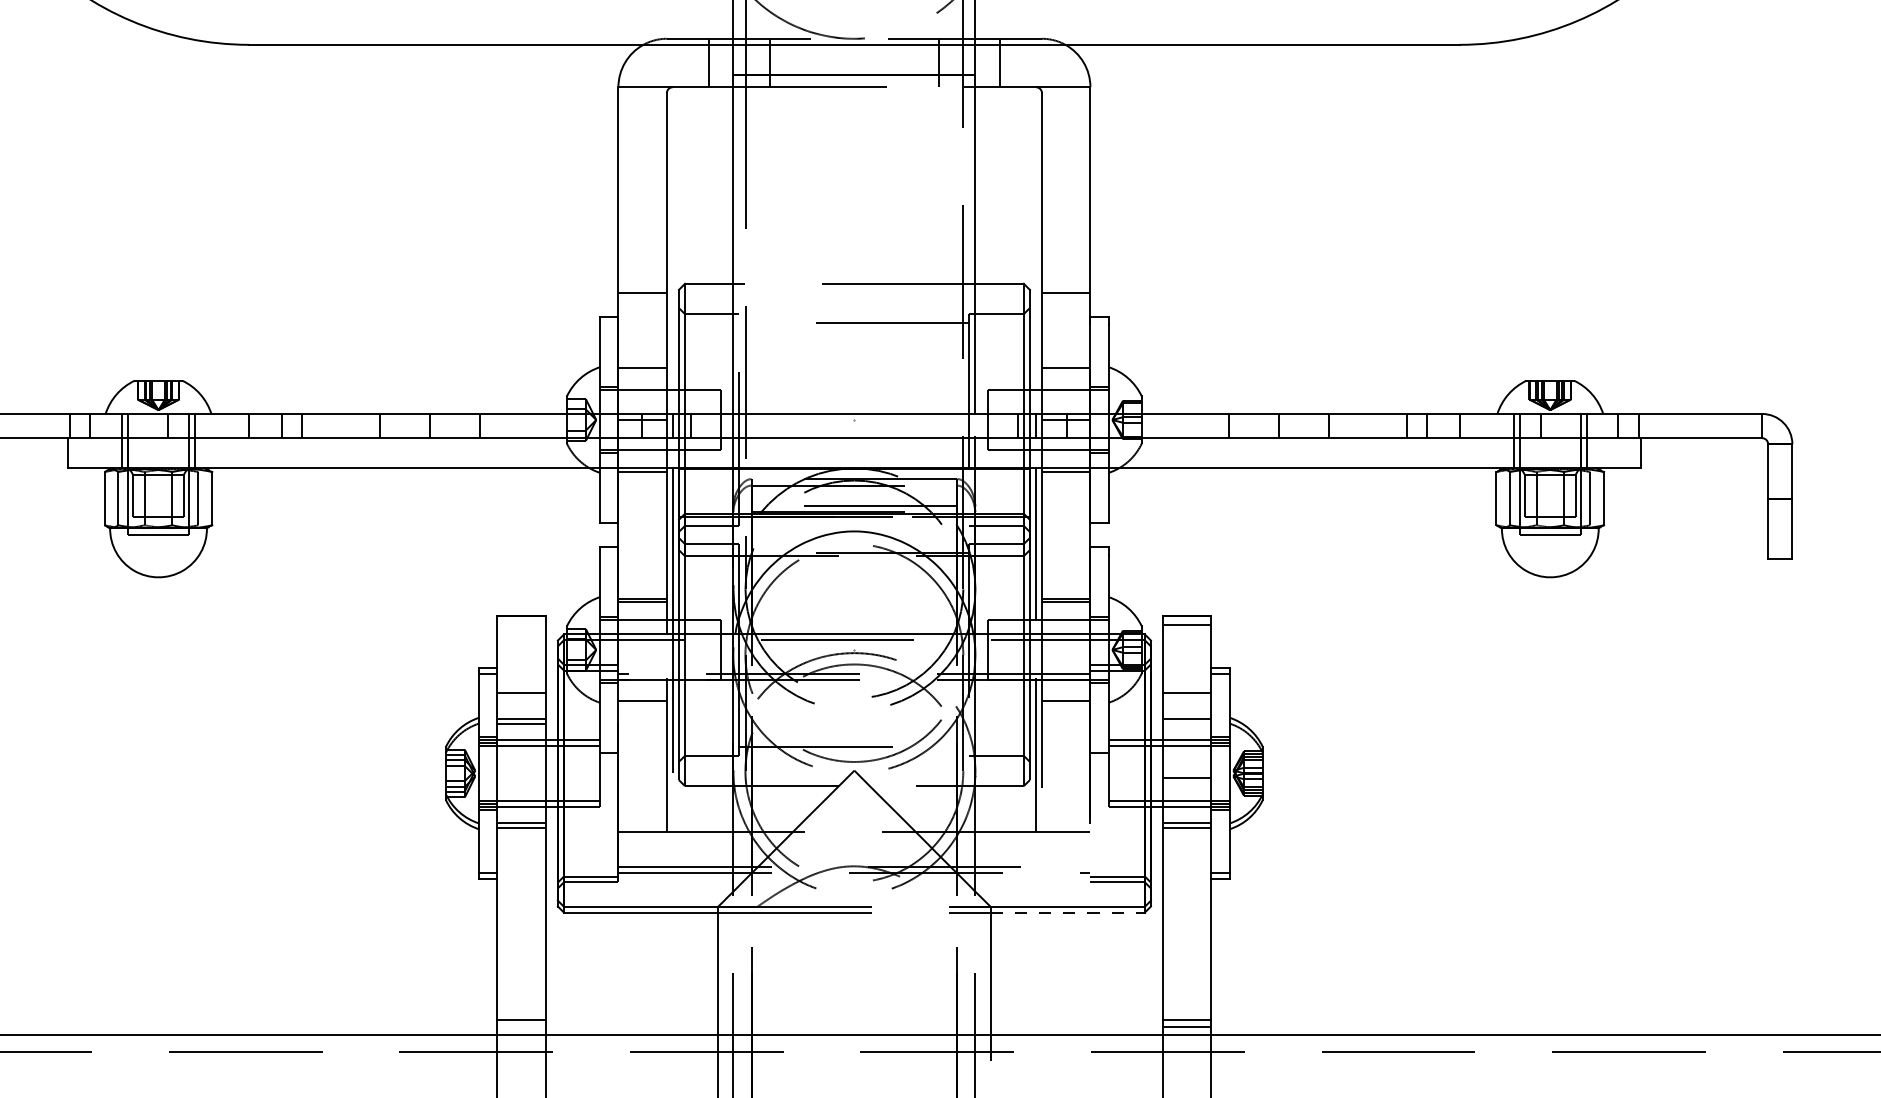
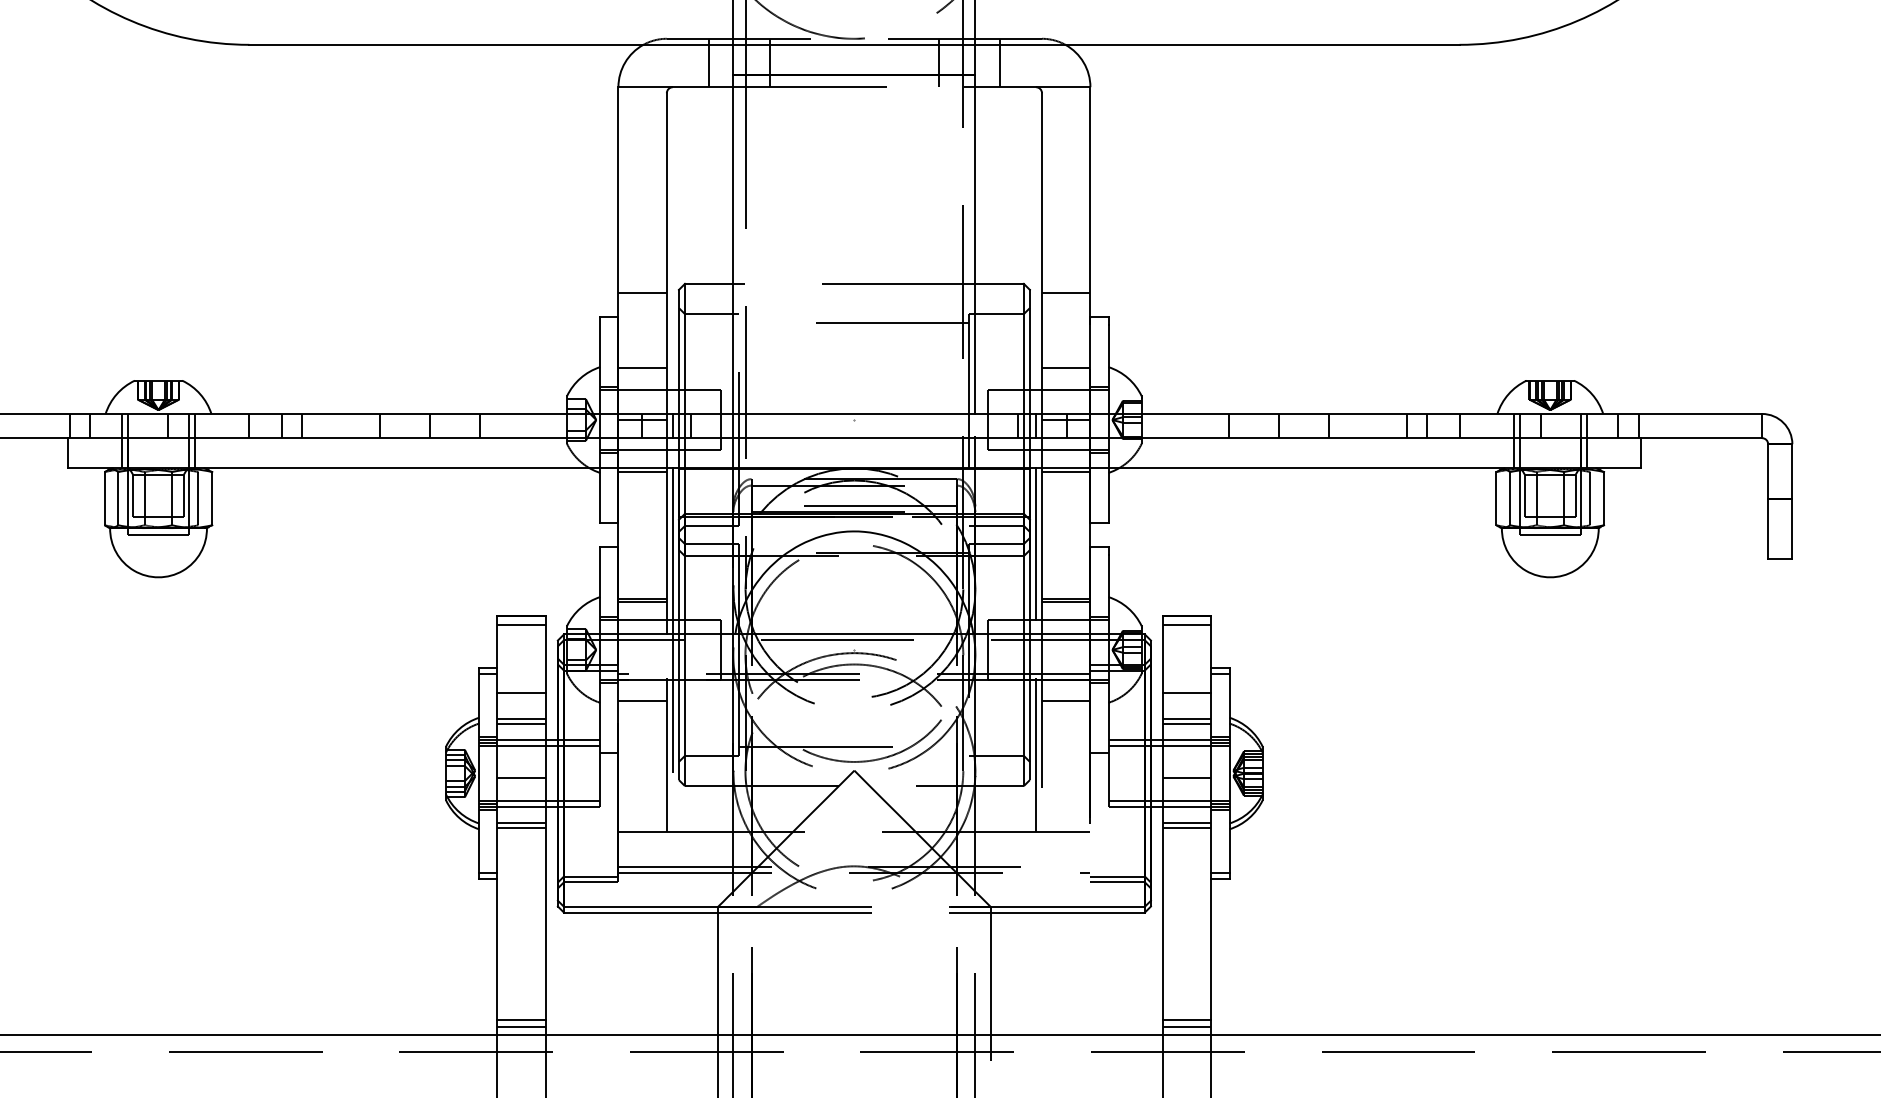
line: none -> present (521, 625)
line: none -> present (1187, 724)
line: none -> present (521, 777)
line: dashed -> solid (1068, 912)
line: none -> present (521, 1026)
